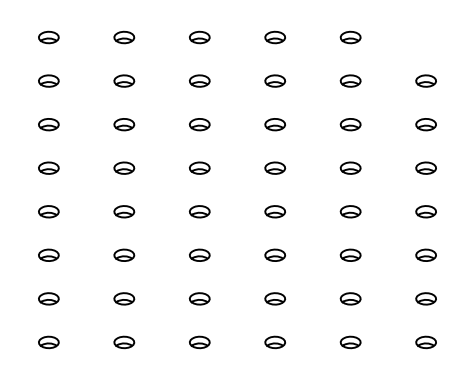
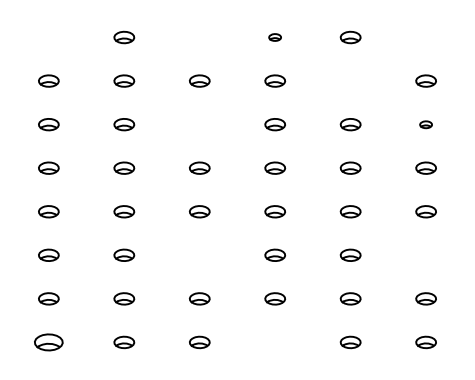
part: present -> none (48, 37)
part: present -> none (199, 37)
part size: 22x15 px -> 14x9 px (274, 37)
part: present -> none (350, 80)
part: present -> none (199, 124)
part size: 22x14 px -> 14x10 px (425, 124)
part: present -> none (199, 254)
part: present -> none (425, 254)
part size: 22x15 px -> 30x19 px (48, 342)
part: present -> none (274, 342)
